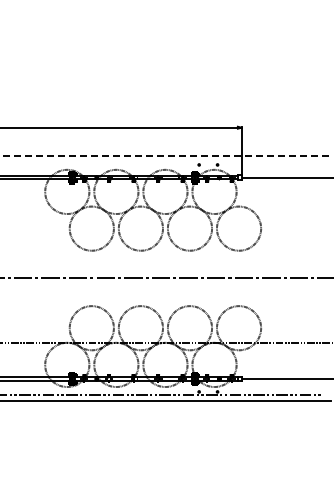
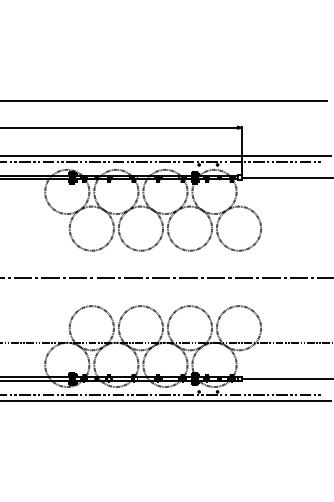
line: none -> present (164, 100)
line: dashed -> solid (166, 155)
line: none -> present (161, 161)
